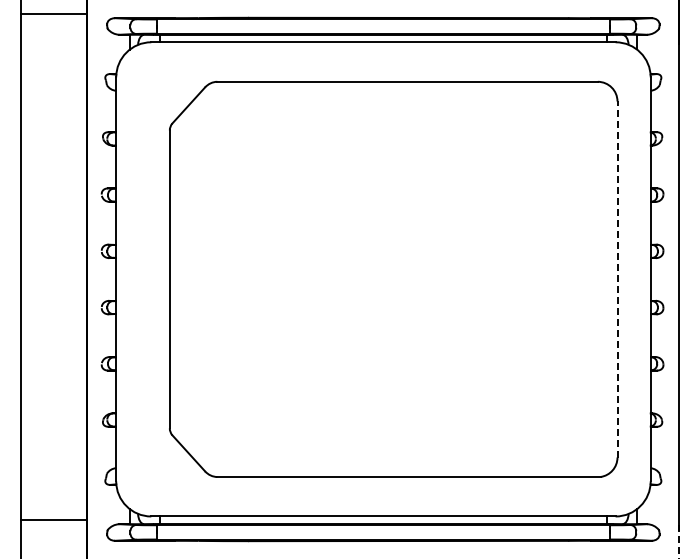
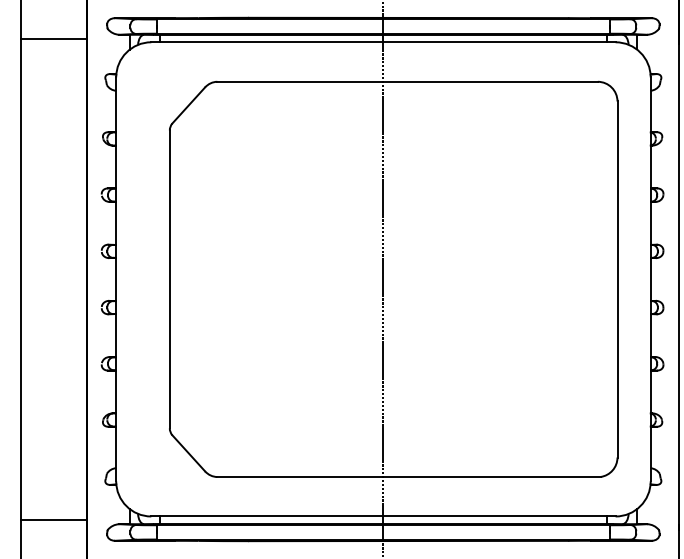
line position: (53, 14) -> (53, 39) (53, 39)
line: none -> present (383, 278)
line: dashed -> solid (617, 279)
line: dashed -> solid (679, 542)
